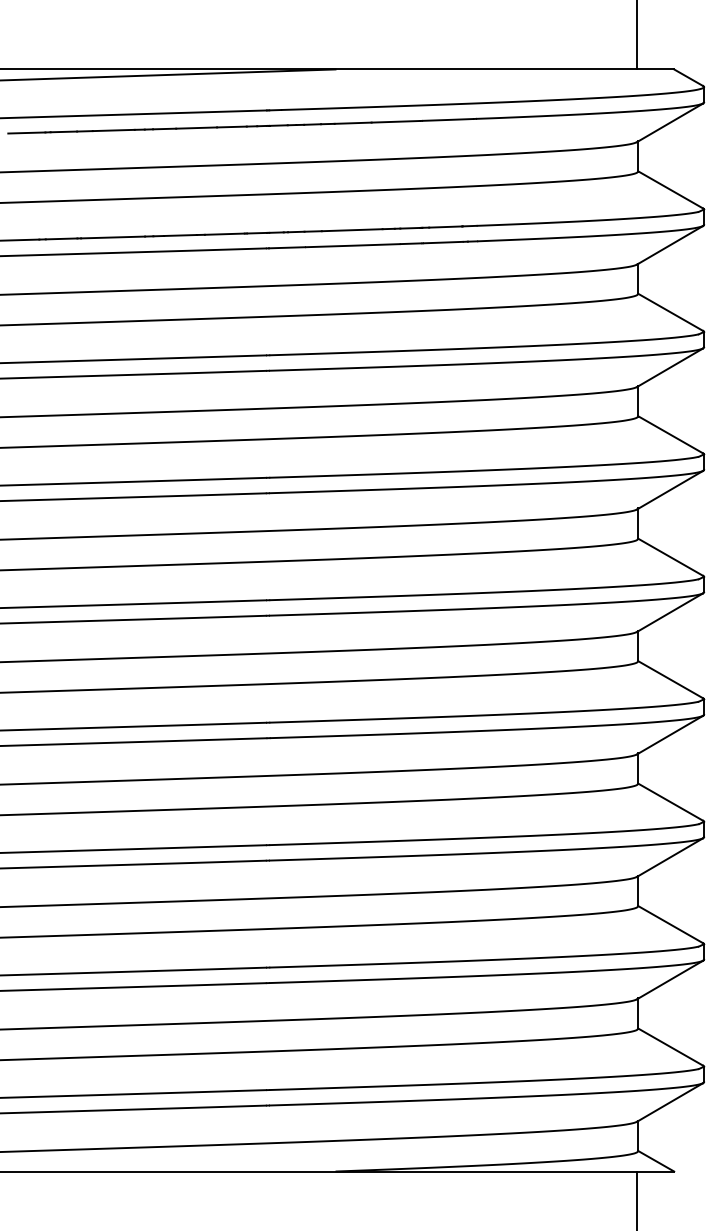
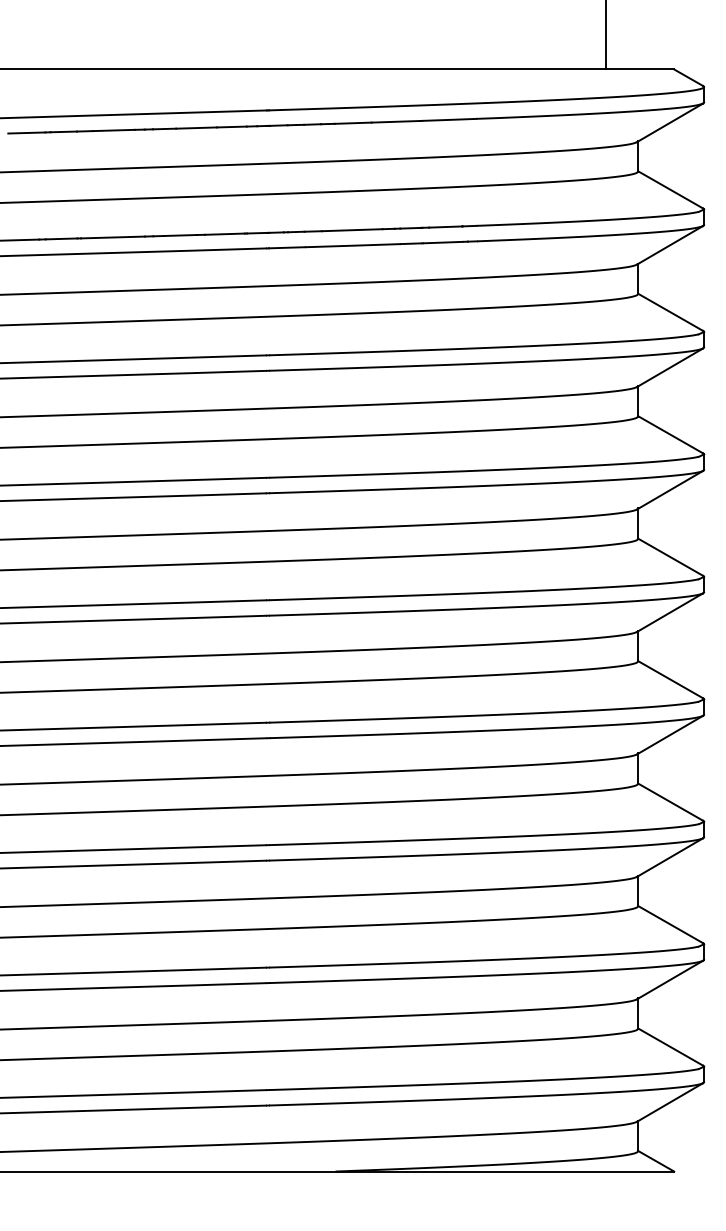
line position: (636, 35) -> (605, 35) (605, 35)
line: present -> none (168, 74)
line: present -> none (636, 1199)
